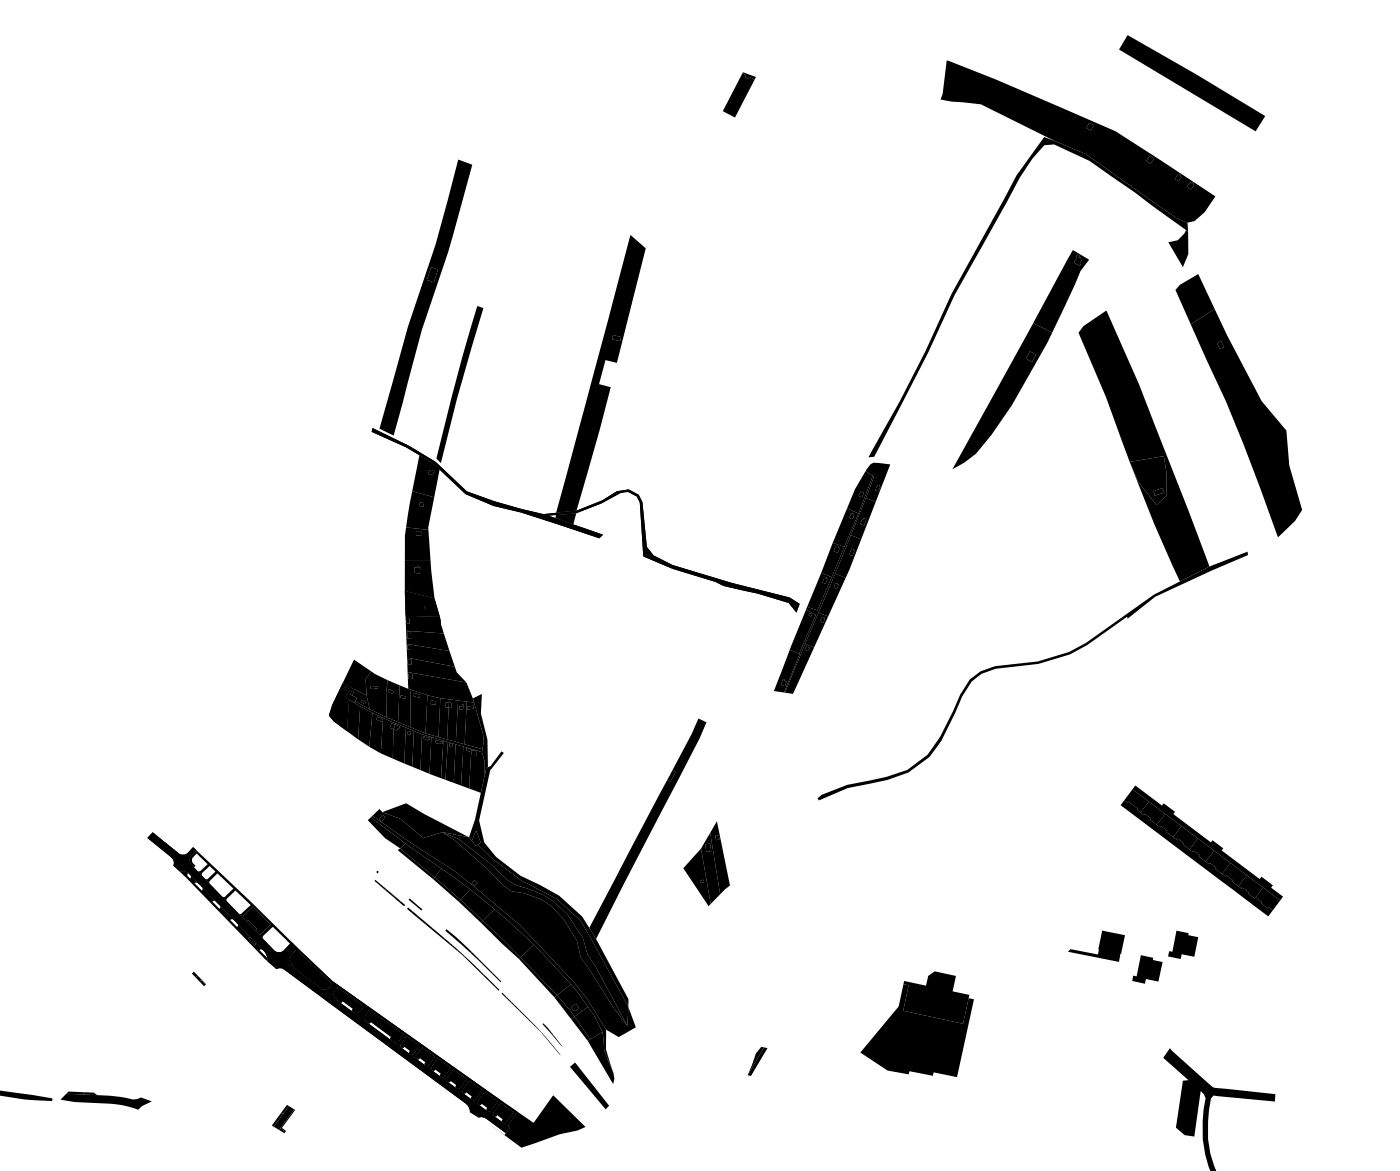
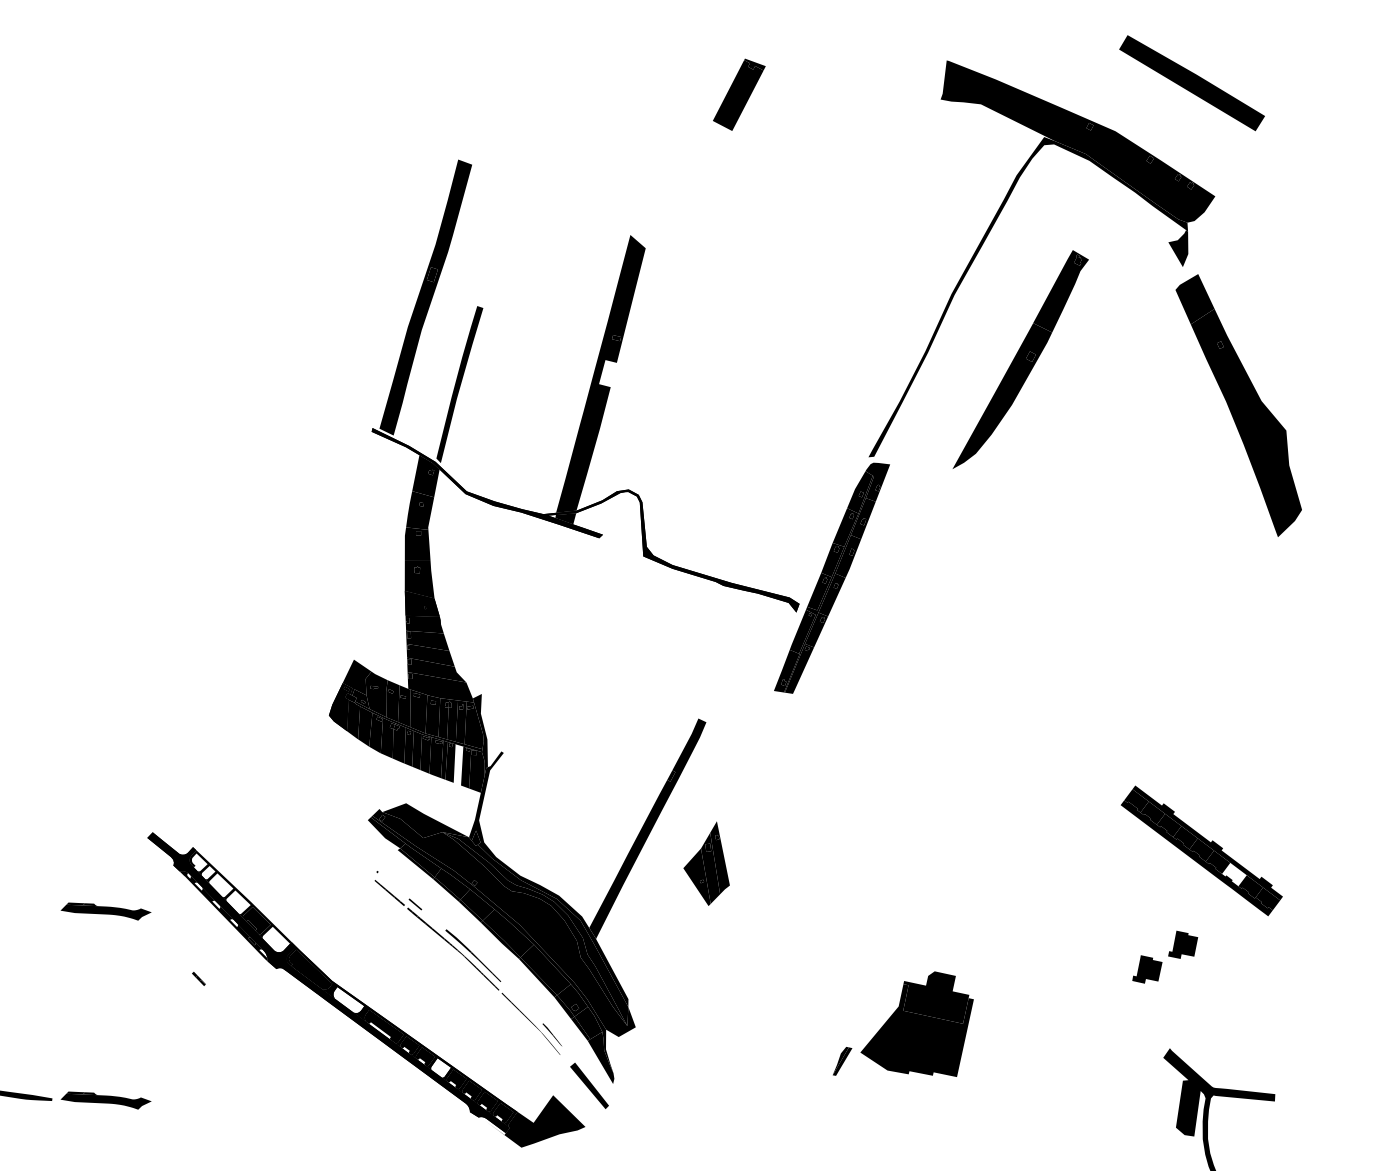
part size: 33x46 px -> 53x73 px (739, 94)
part: present -> none (1078, 646)
fill: present -> none (458, 764)
fill: present -> none (1234, 874)
part: none -> present (105, 911)
part: present -> none (1096, 945)
fill: present -> none (348, 1000)
part position: (757, 1061) -> (842, 1061) (842, 1061)
fill: present -> none (441, 1067)
part: present -> none (283, 1118)
